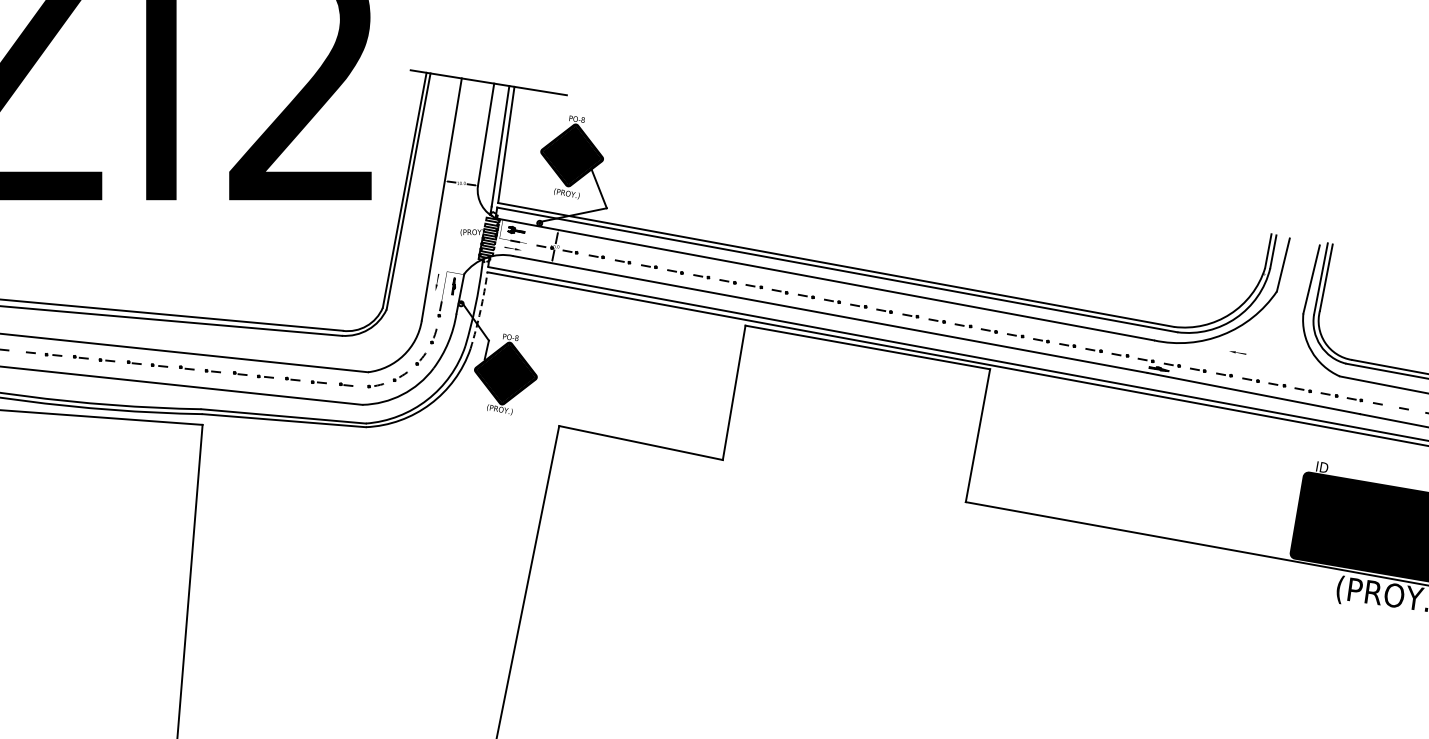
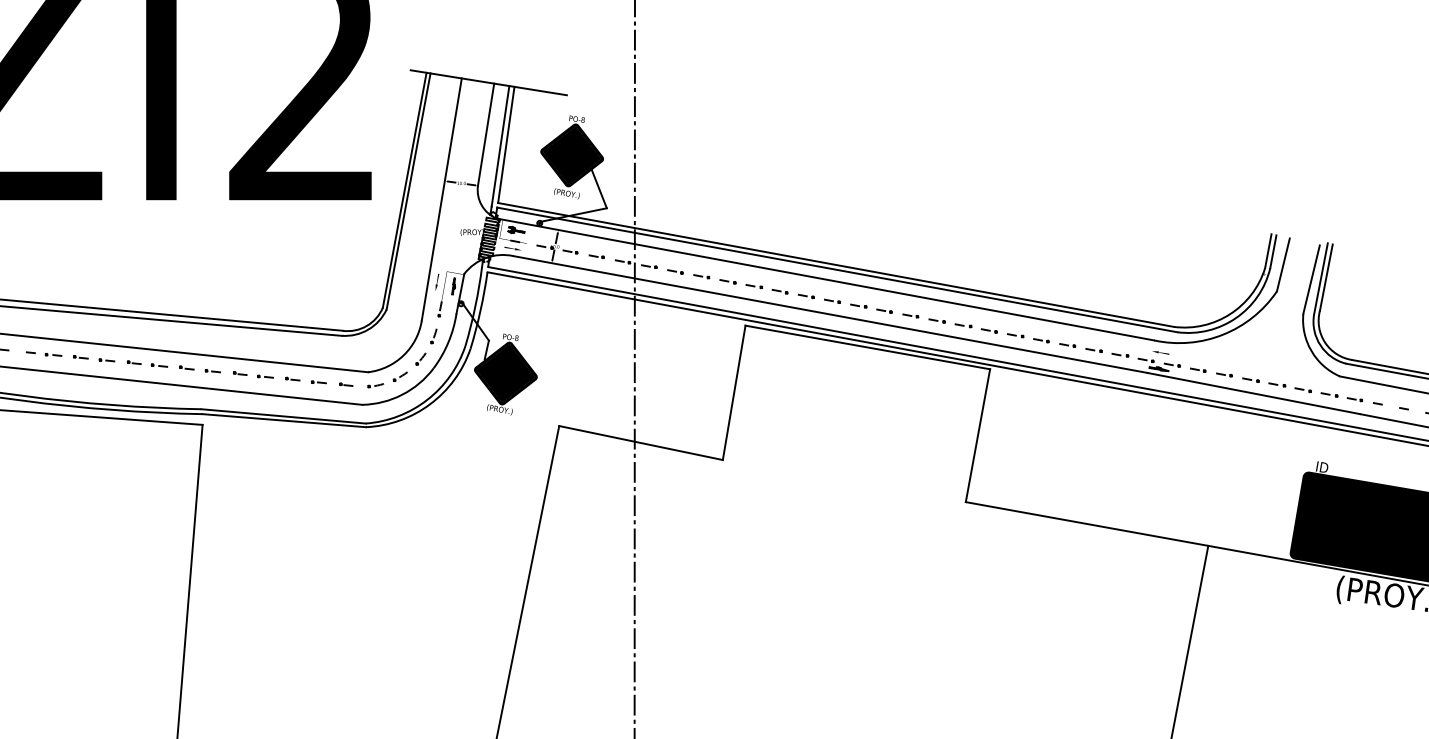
arc: dashed -> solid (480, 310)
part position: (1237, 352) -> (1160, 352) (1160, 352)
line: none -> present (634, 368)
line: none -> present (1190, 640)
